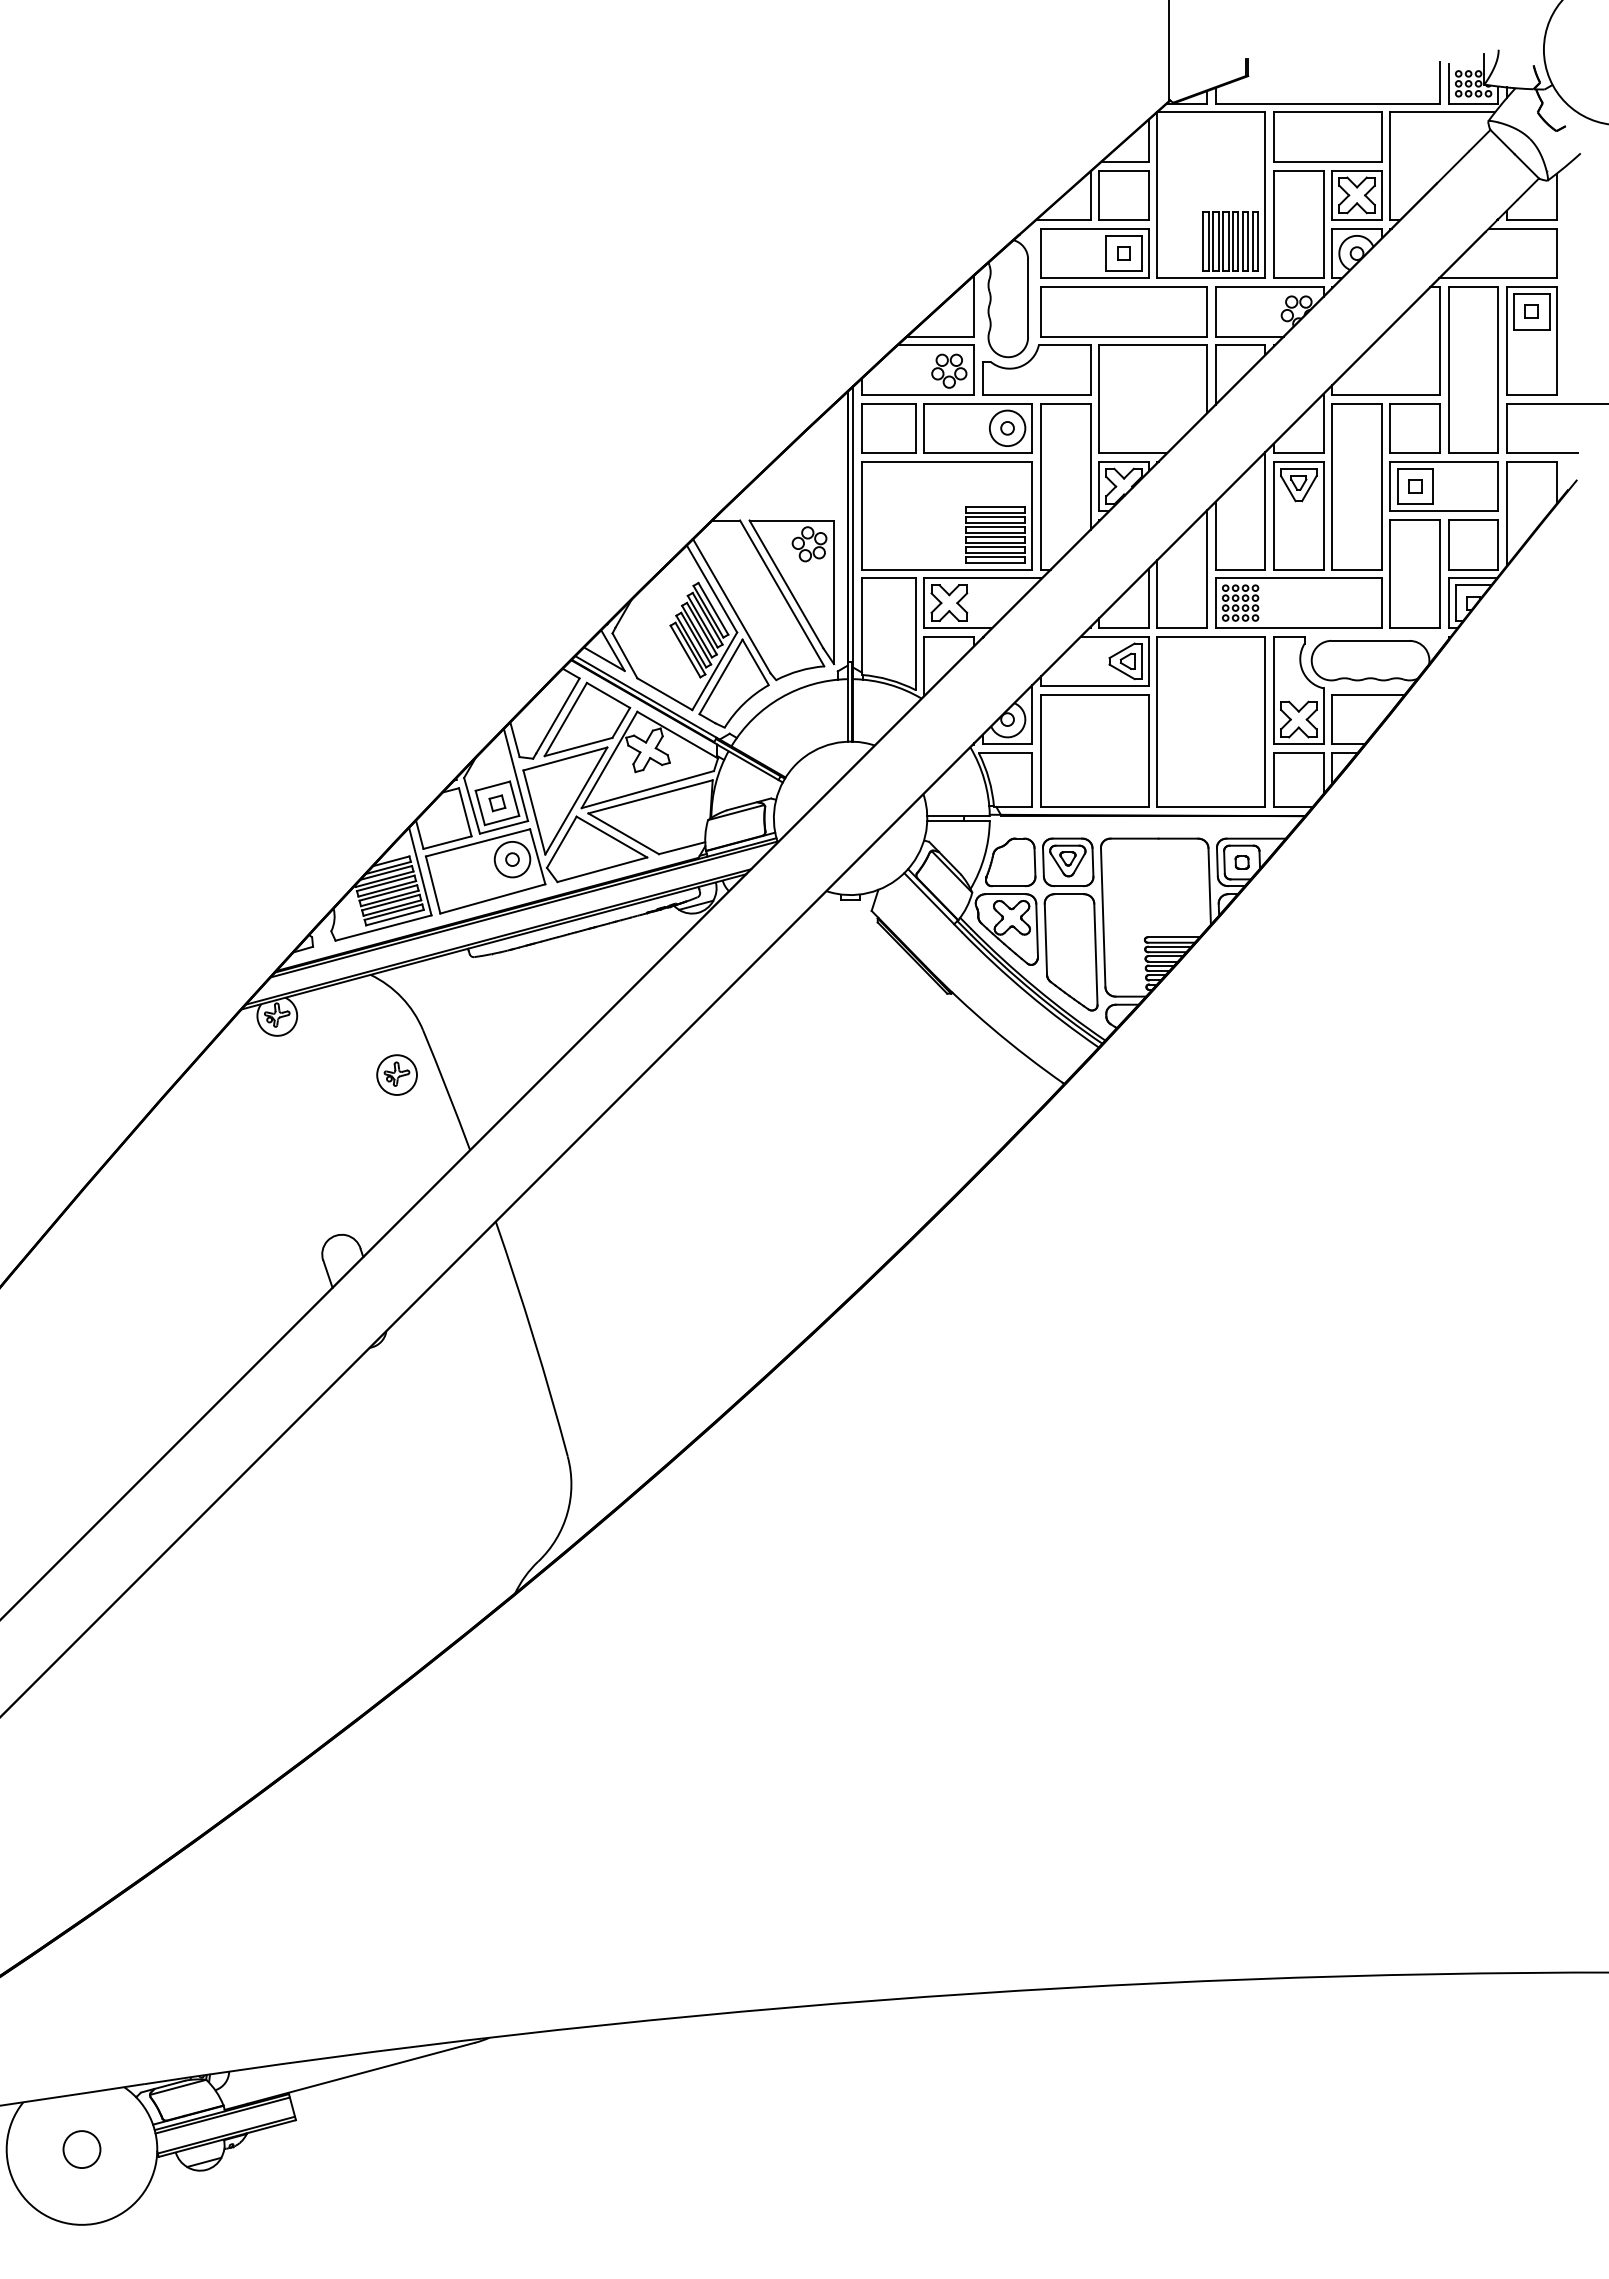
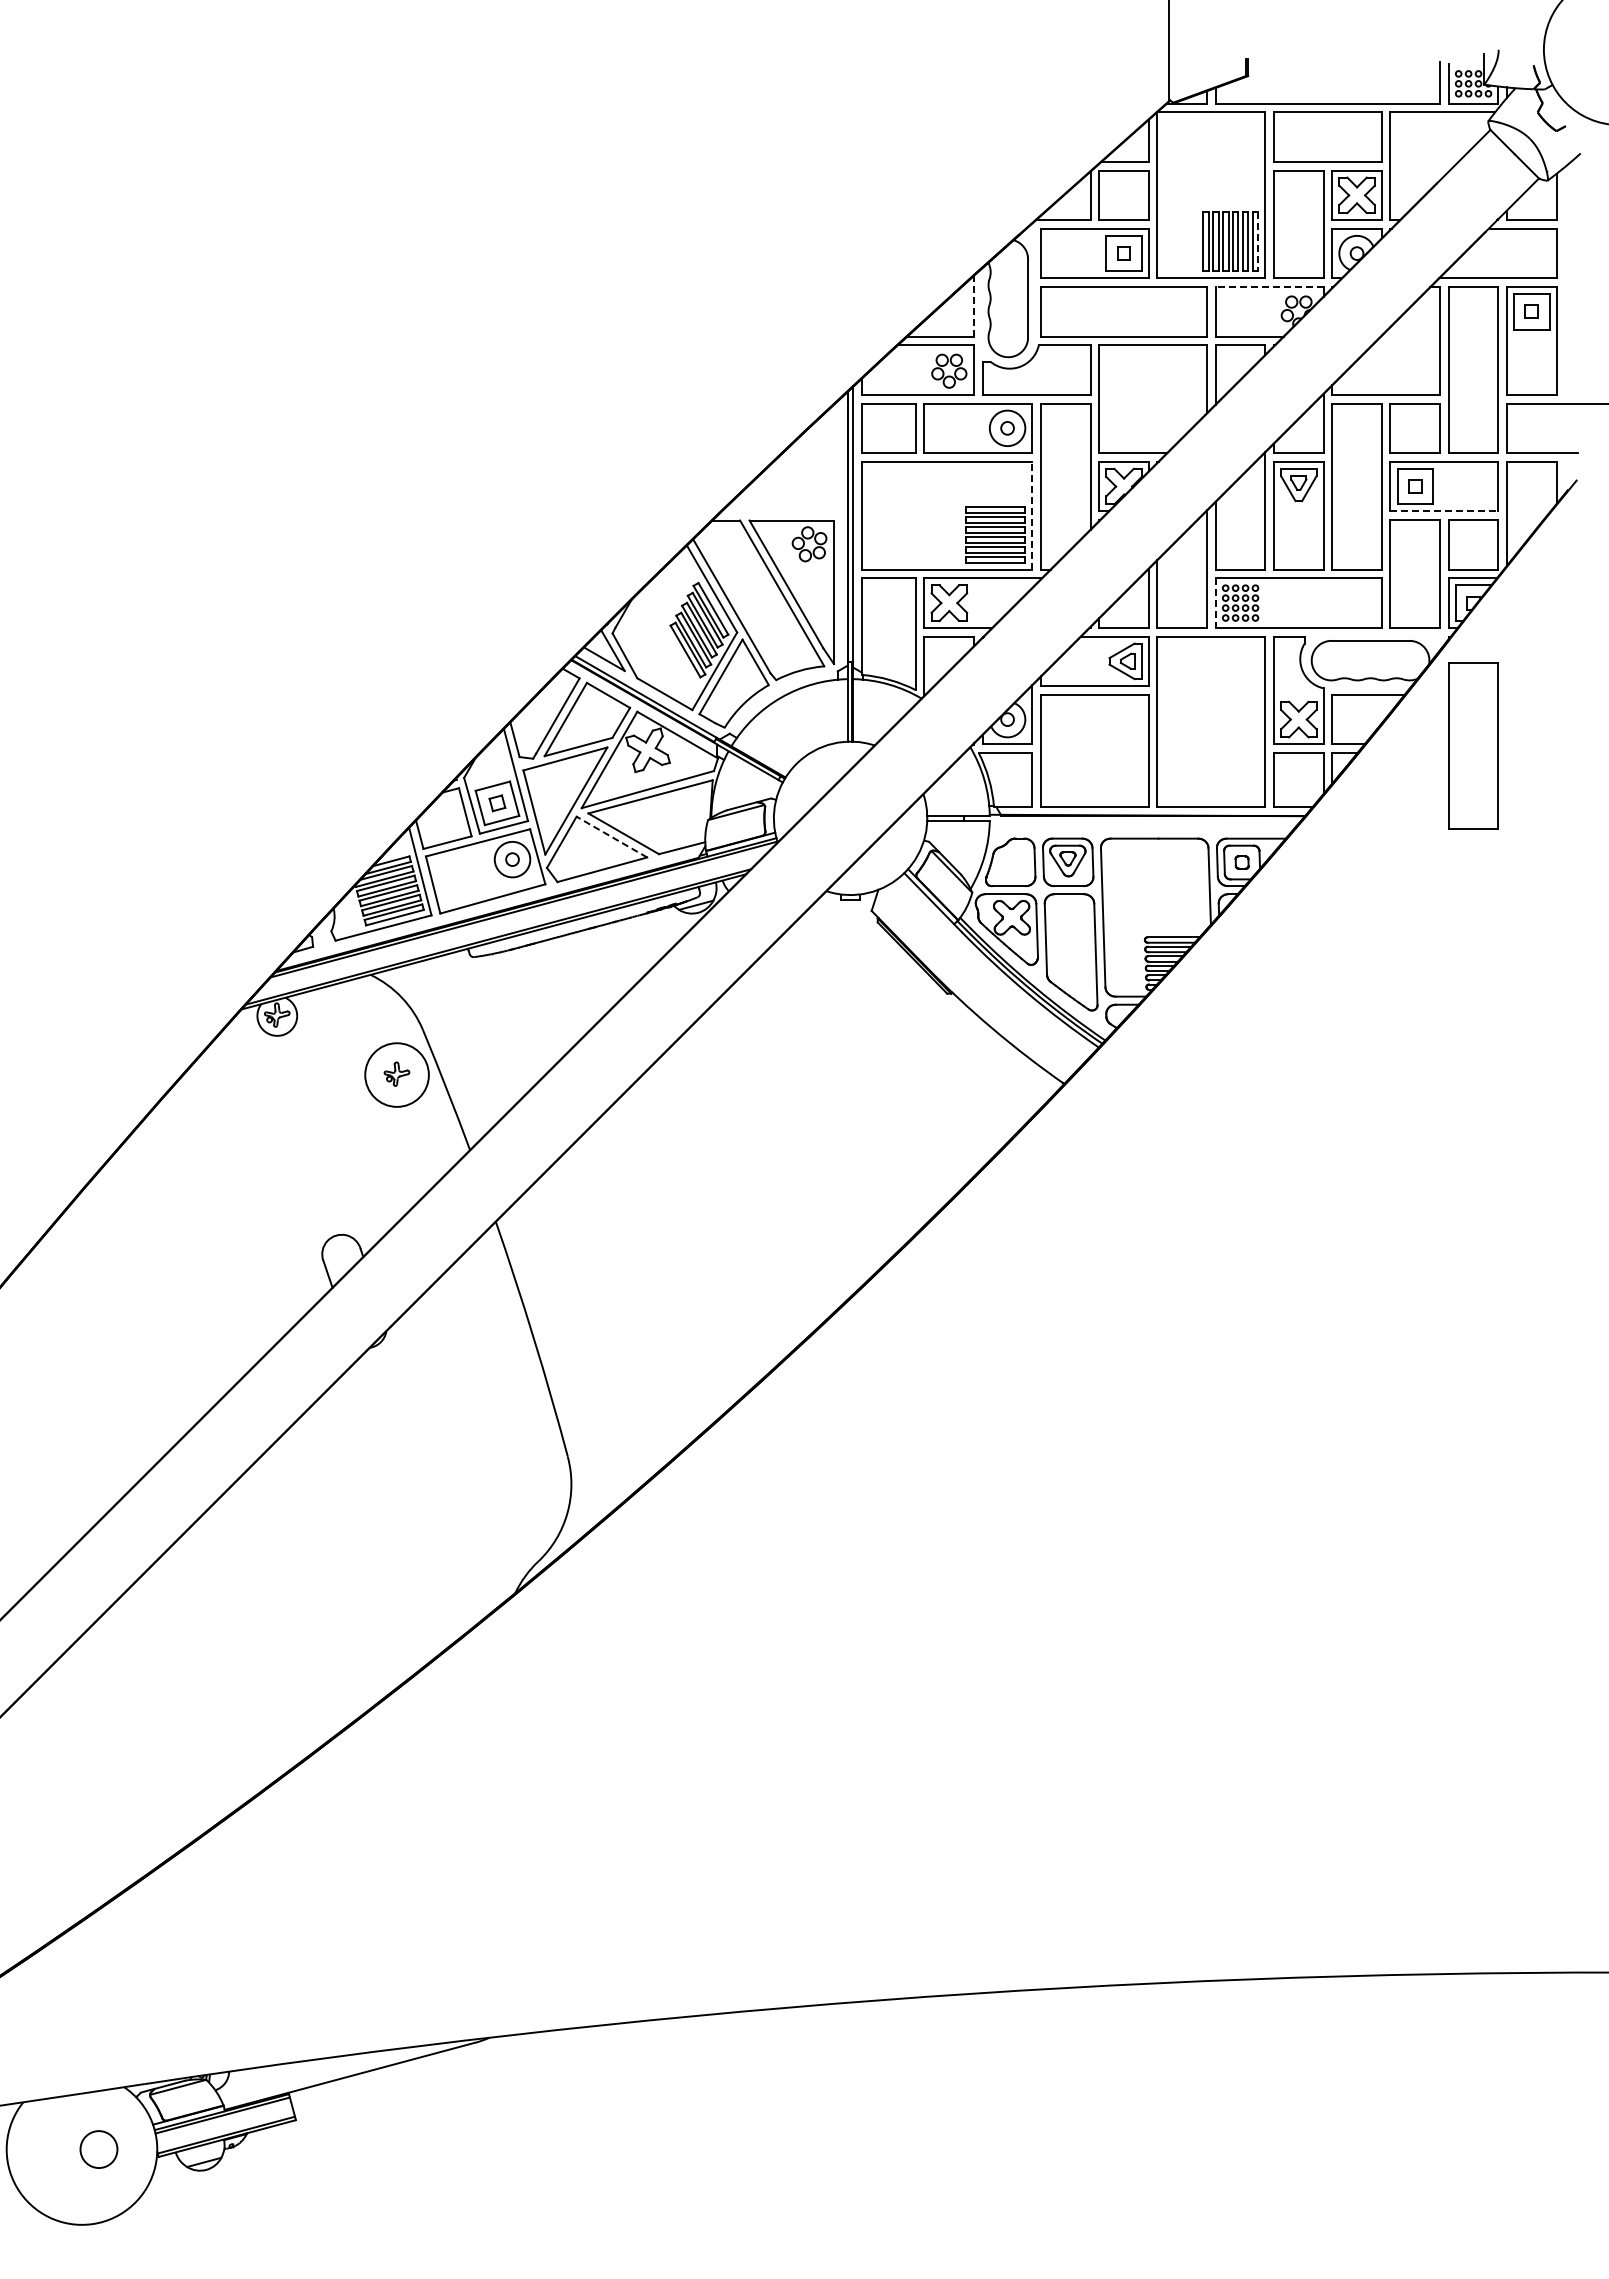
line: solid -> dashed (1258, 241)
line: solid -> dashed (1269, 287)
line: solid -> dashed (974, 306)
line: solid -> dashed (1444, 511)
line: solid -> dashed (1032, 515)
line: solid -> dashed (1215, 603)
part: none -> present (1473, 745)
line: solid -> dashed (611, 837)
circle diameter: 40 px -> 64 px (396, 1074)
circle position: (81, 2149) -> (98, 2149) (98, 2149)
